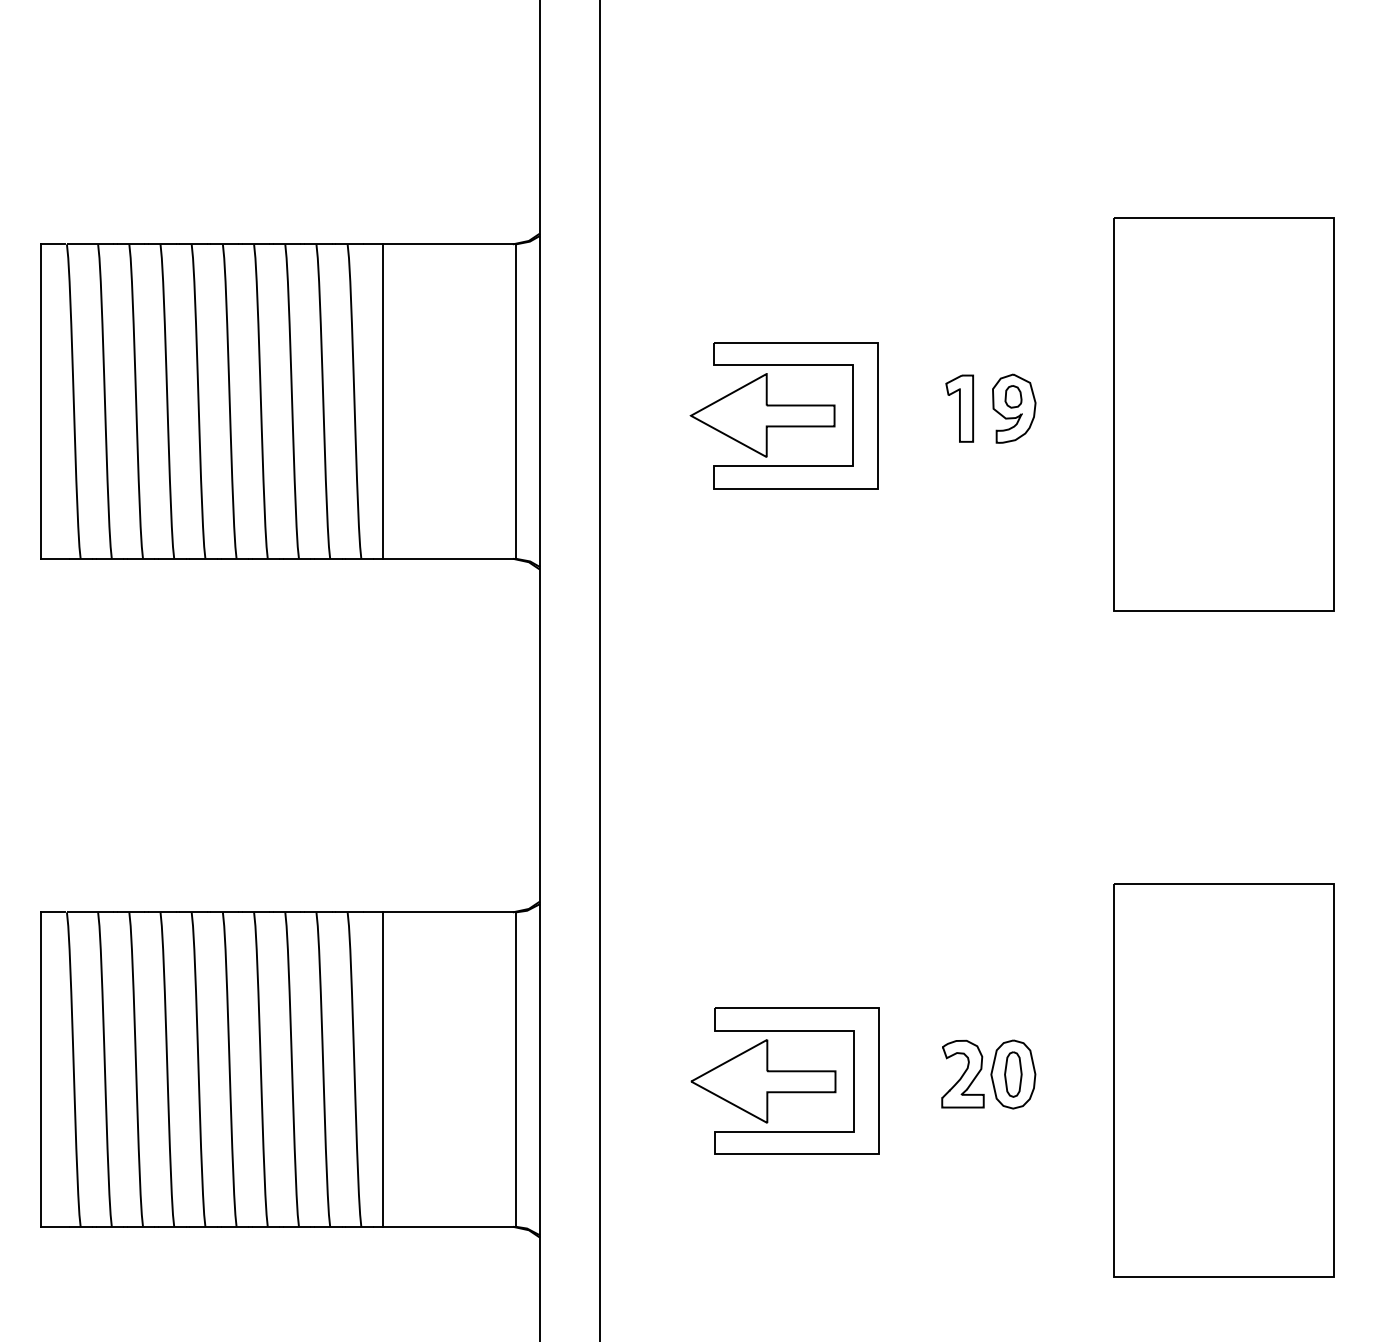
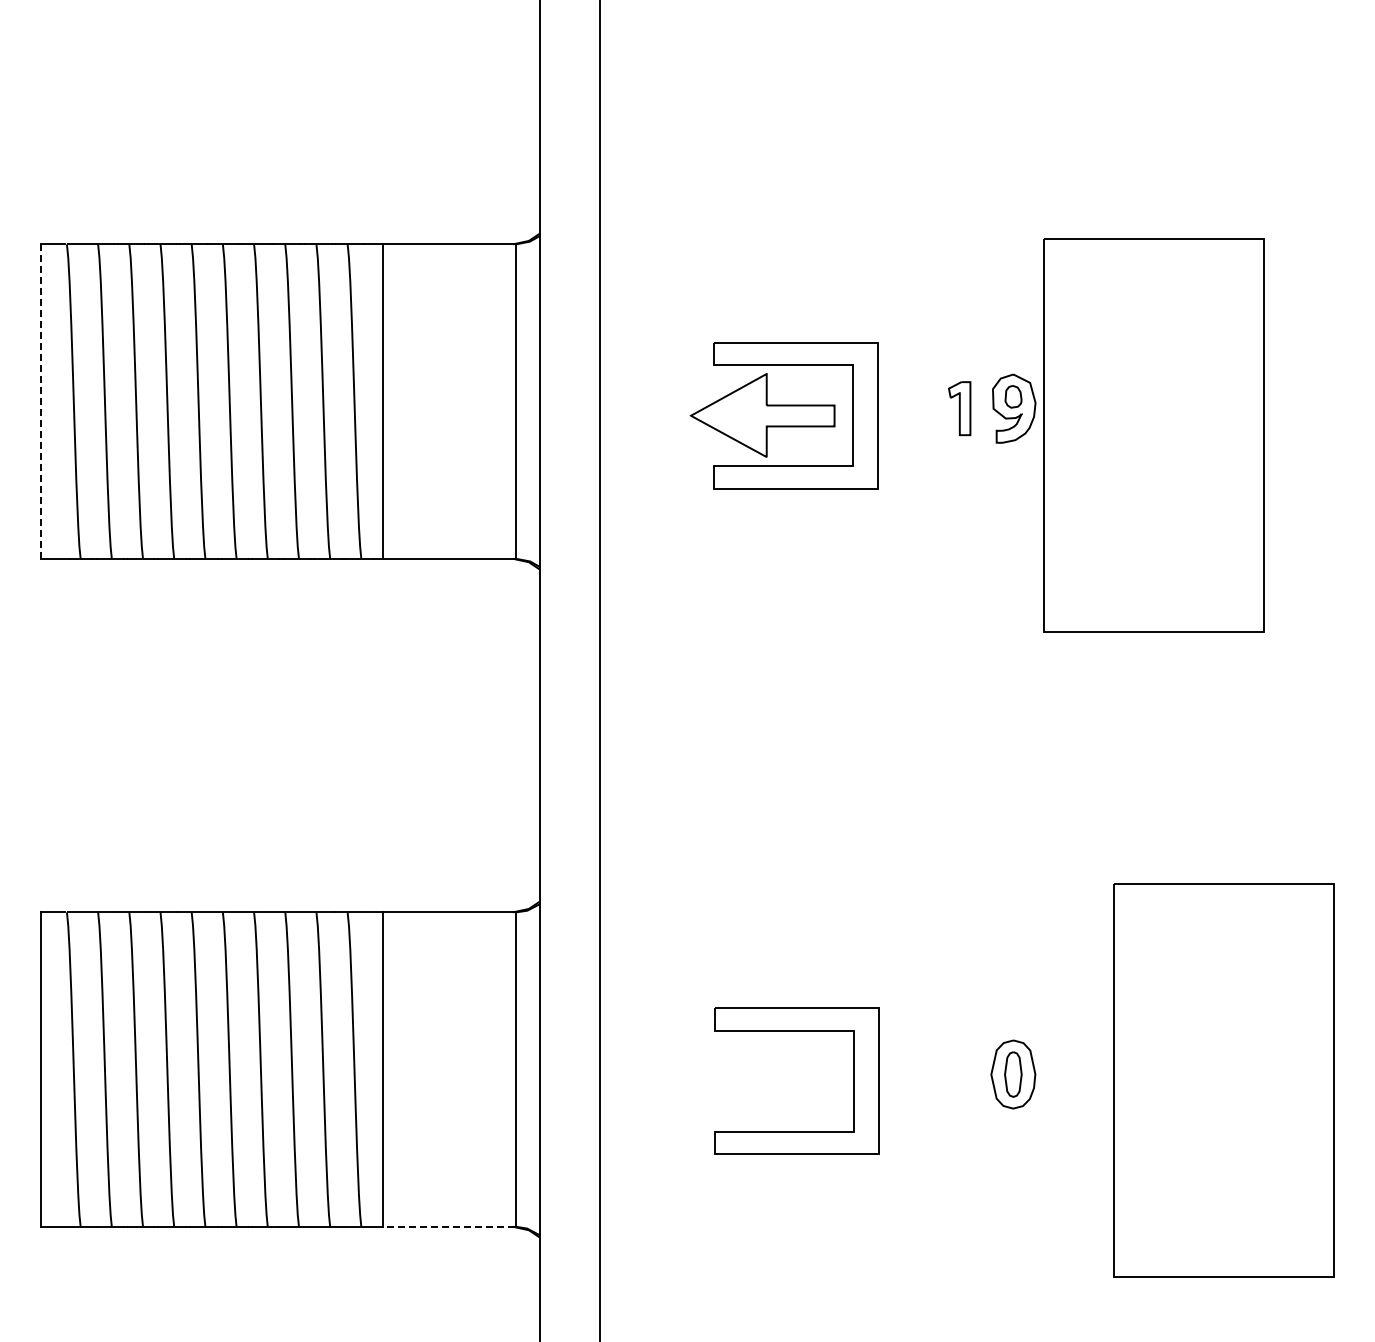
line: solid -> dashed (41, 401)
part size: 29x69 px -> 24x56 px (959, 408)
part position: (1223, 414) -> (1153, 435) (1153, 435)
part: present -> none (962, 1073)
part: present -> none (763, 1081)
line: solid -> dashed (448, 1226)
